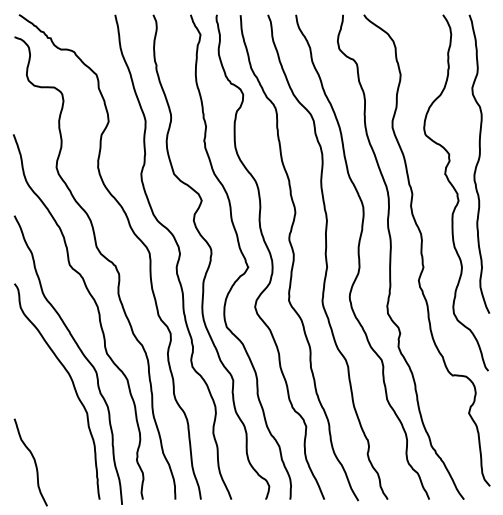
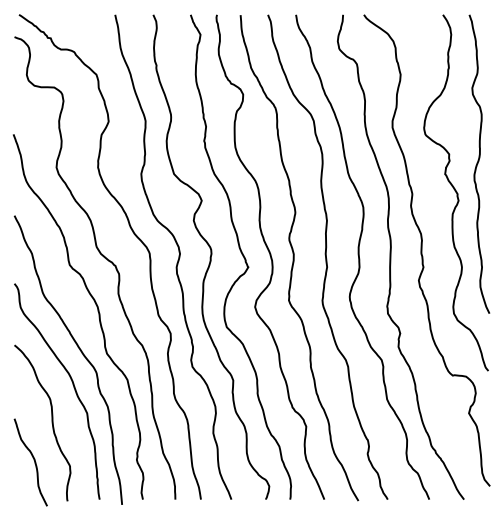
curve: none -> present (51, 422)
